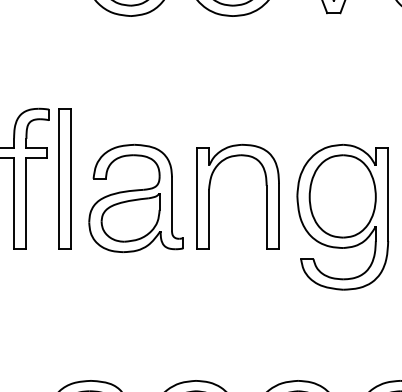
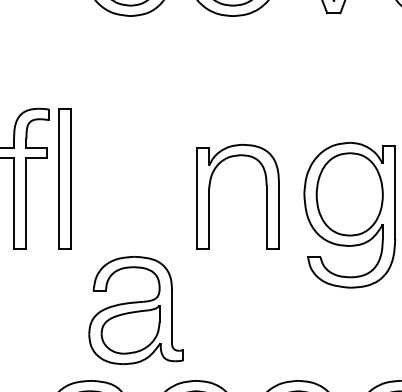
part position: (135, 197) -> (135, 309) (135, 309)
part position: (342, 217) -> (349, 215) (349, 215)
